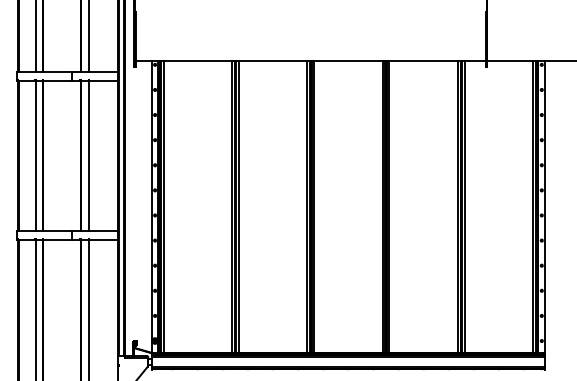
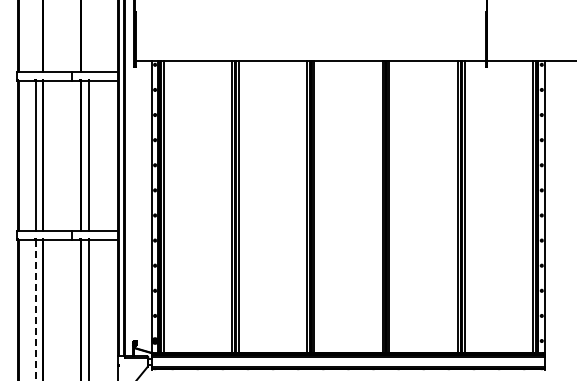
line: present -> none (36, 37)
line: present -> none (89, 37)
line: solid -> dashed (36, 310)
